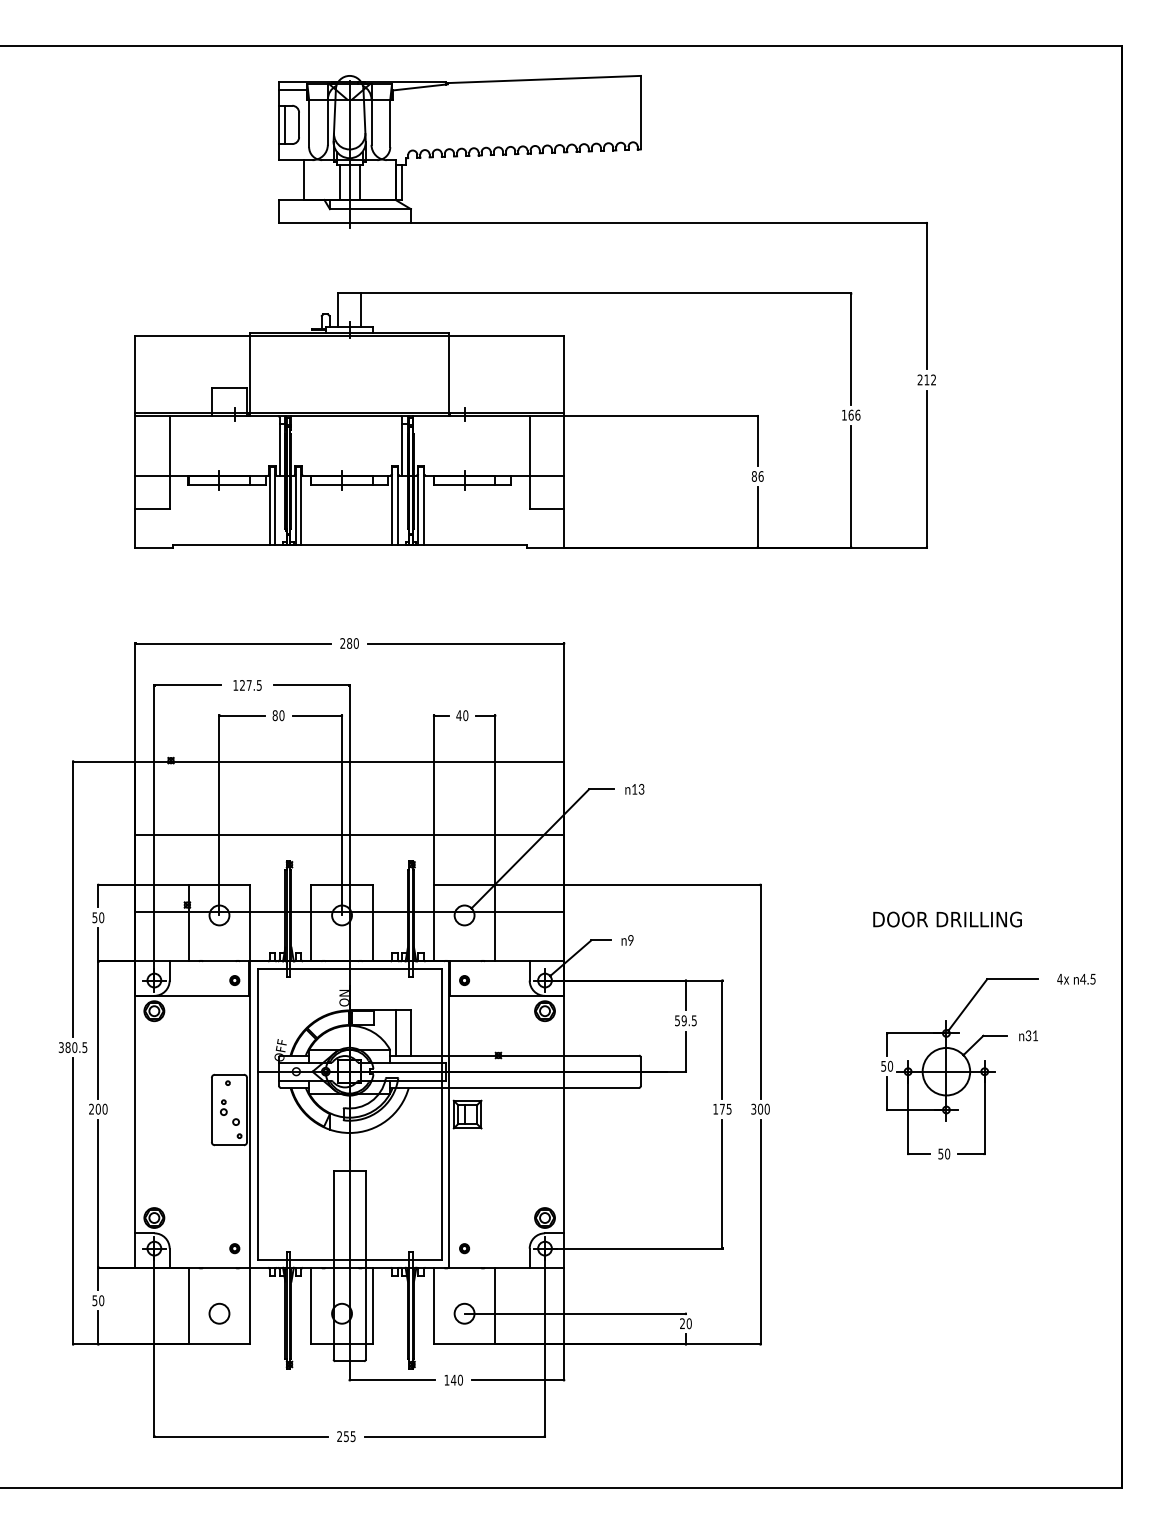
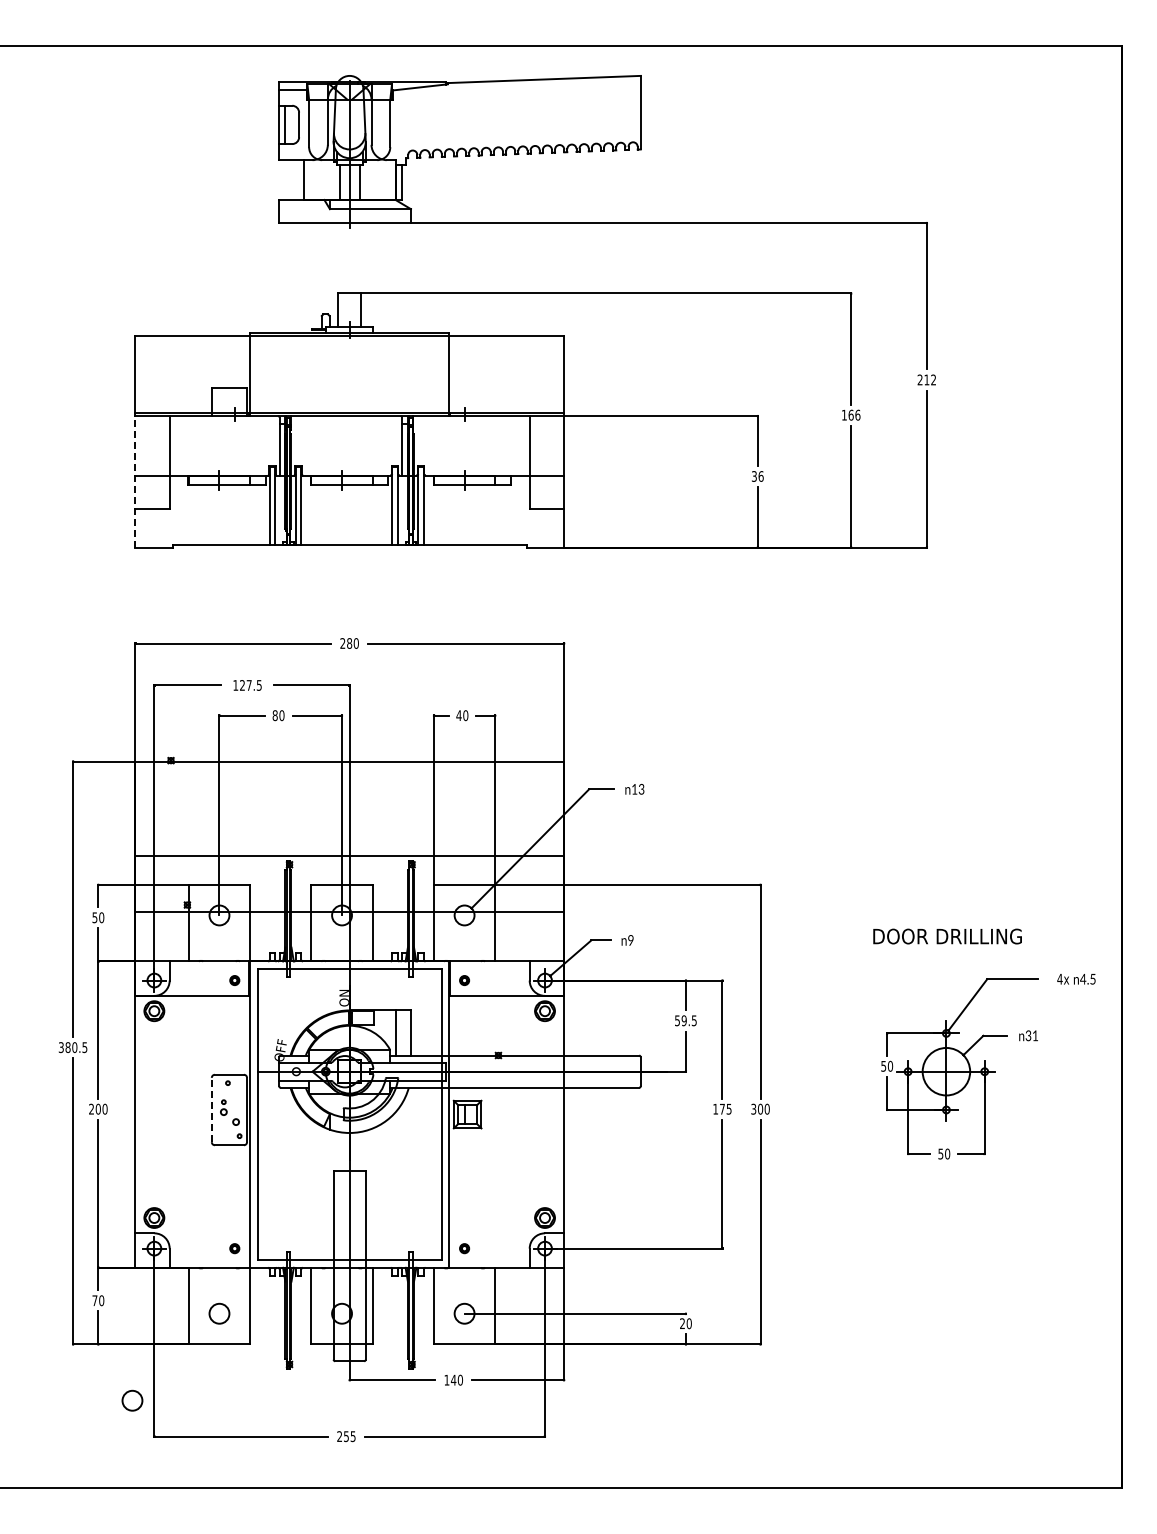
text: 86 -> 36 (753, 476)
line: solid -> dashed (135, 481)
line position: (349, 835) -> (349, 856) (349, 856)
text position: (947, 919) -> (947, 936) (947, 936)
line: solid -> dashed (211, 1109)
text: 50 -> 70 (94, 1300)
circle: none -> present (132, 1400)
